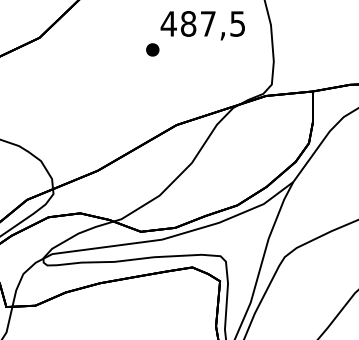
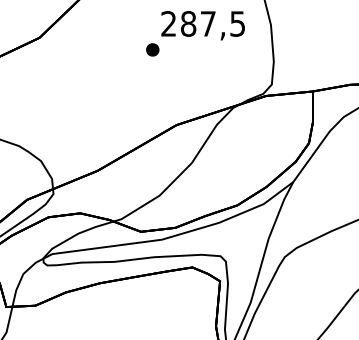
text: 487,5 -> 287,5 (168, 23)
